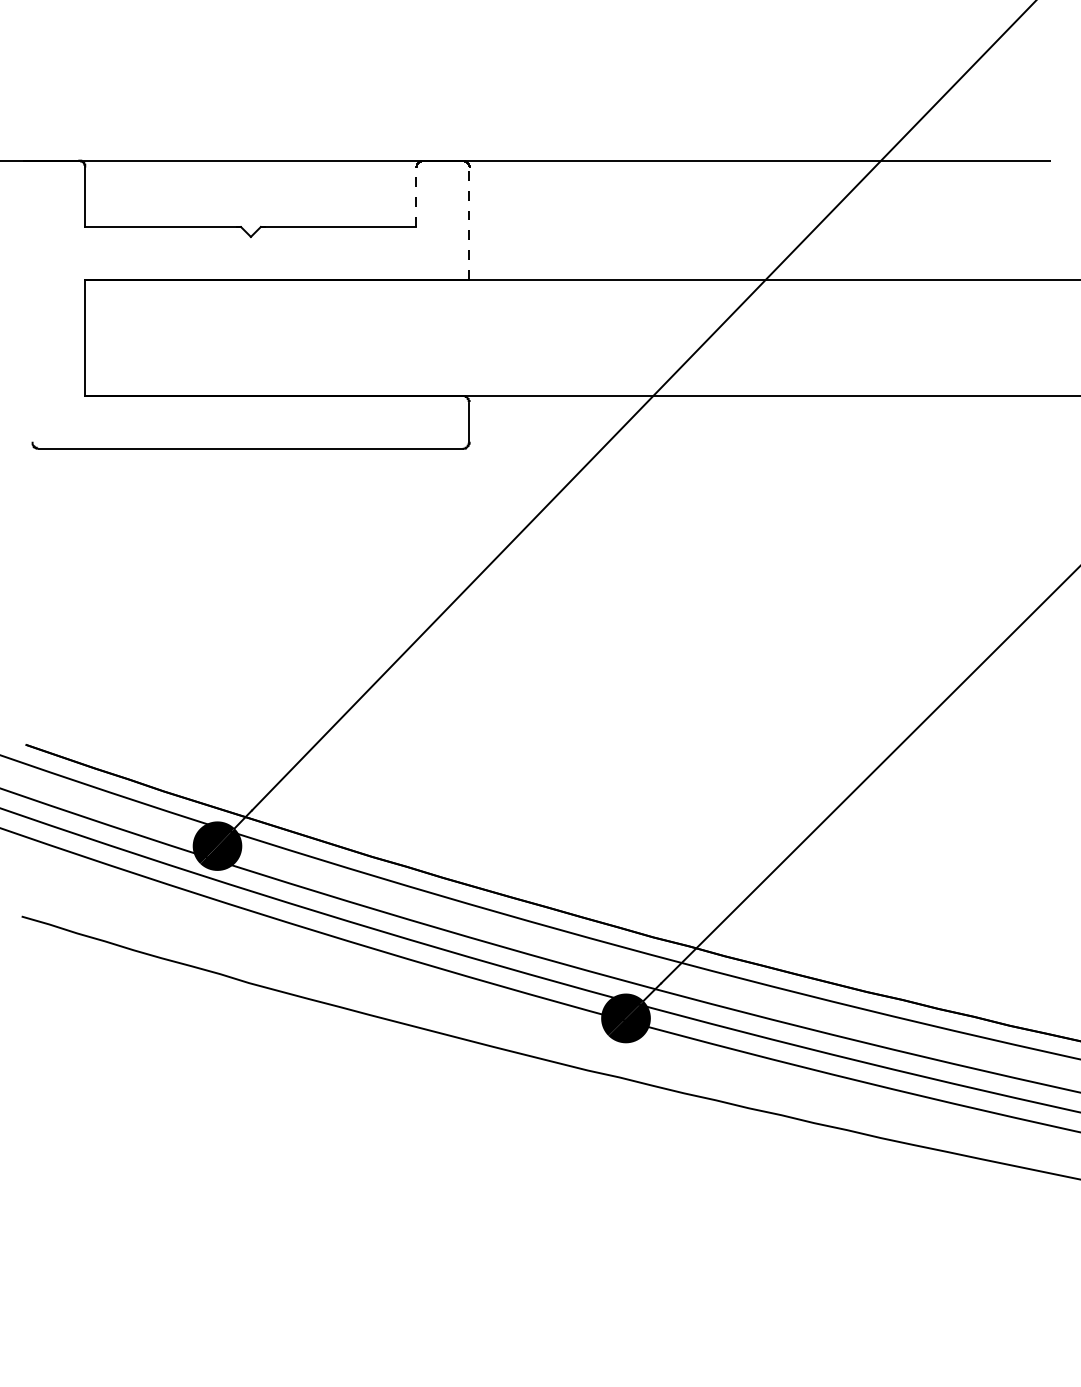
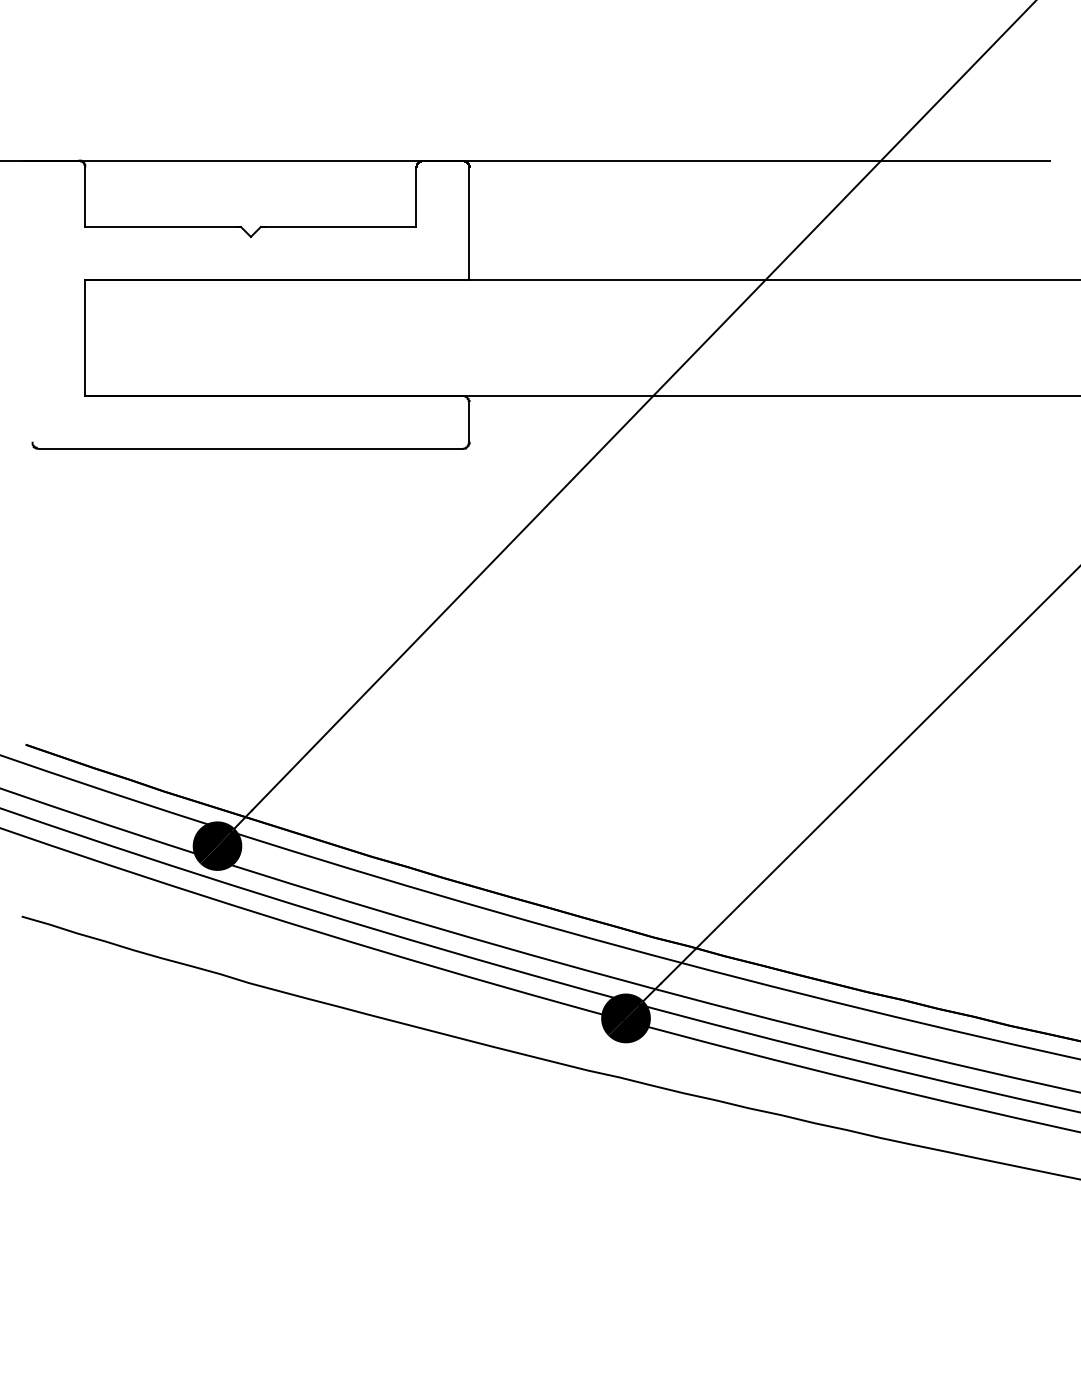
line: dashed -> solid (416, 197)
line: dashed -> solid (469, 223)
